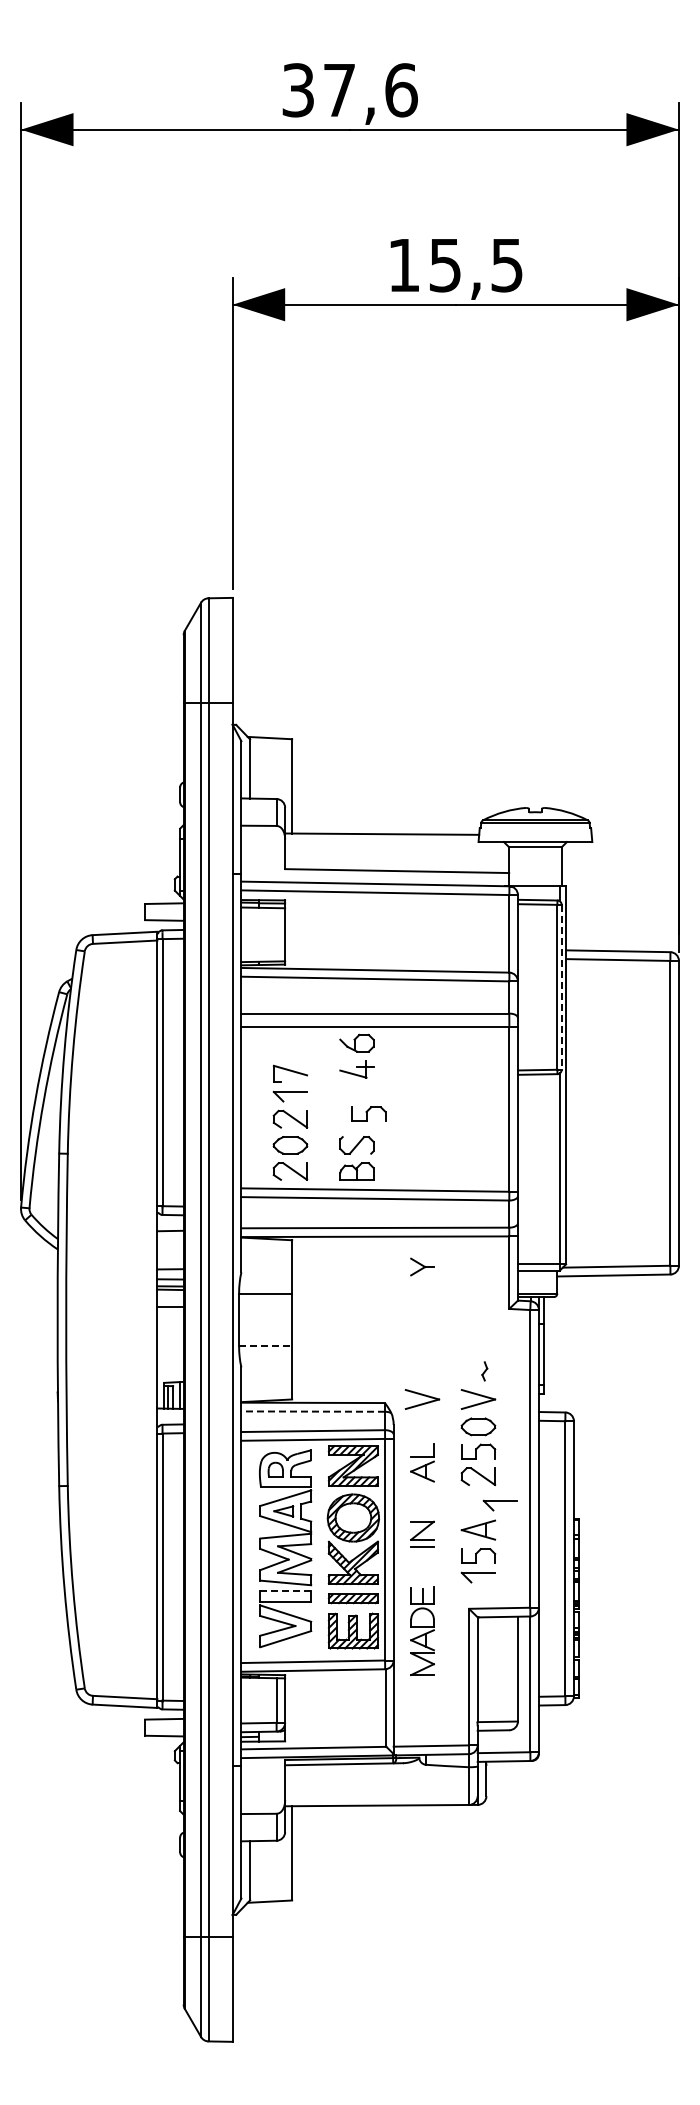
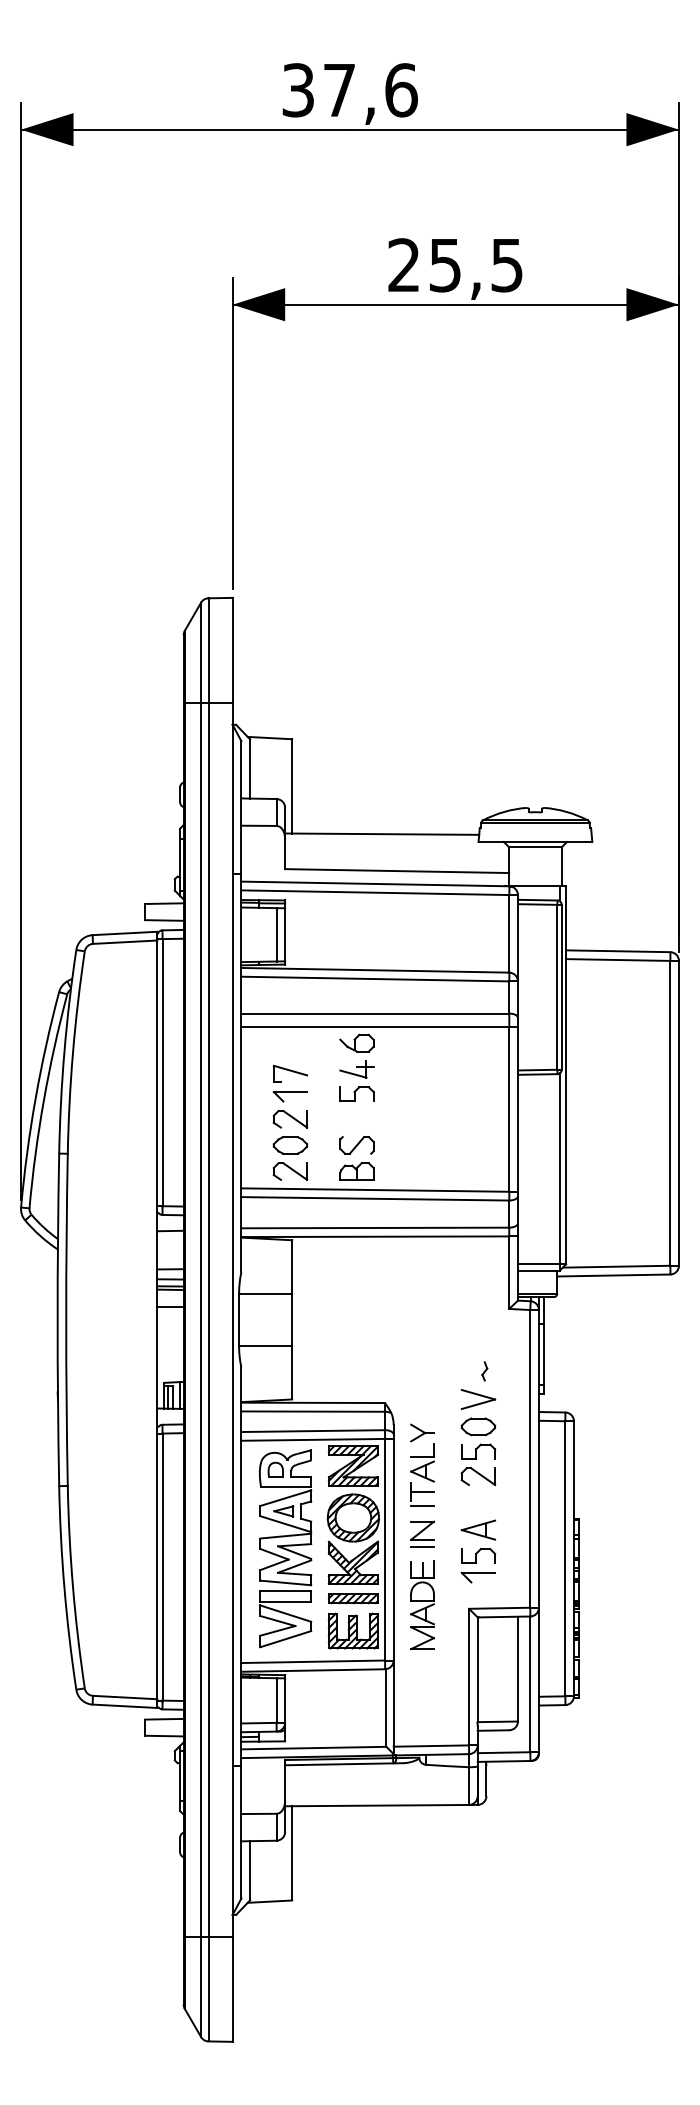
text: 15,5 -> 25,5 (403, 264)
line: none -> present (276, 934)
line: dashed -> solid (561, 987)
part position: (368, 1113) -> (356, 1093) (356, 1093)
part position: (422, 1266) -> (422, 1432) (422, 1432)
line: dashed -> solid (265, 1346)
part: present -> none (422, 1399)
line: dashed -> solid (313, 1411)
part: none -> present (422, 1494)
part: present -> none (499, 1505)
line: dashed -> solid (285, 1590)
part position: (422, 1630) -> (422, 1604) (422, 1604)
